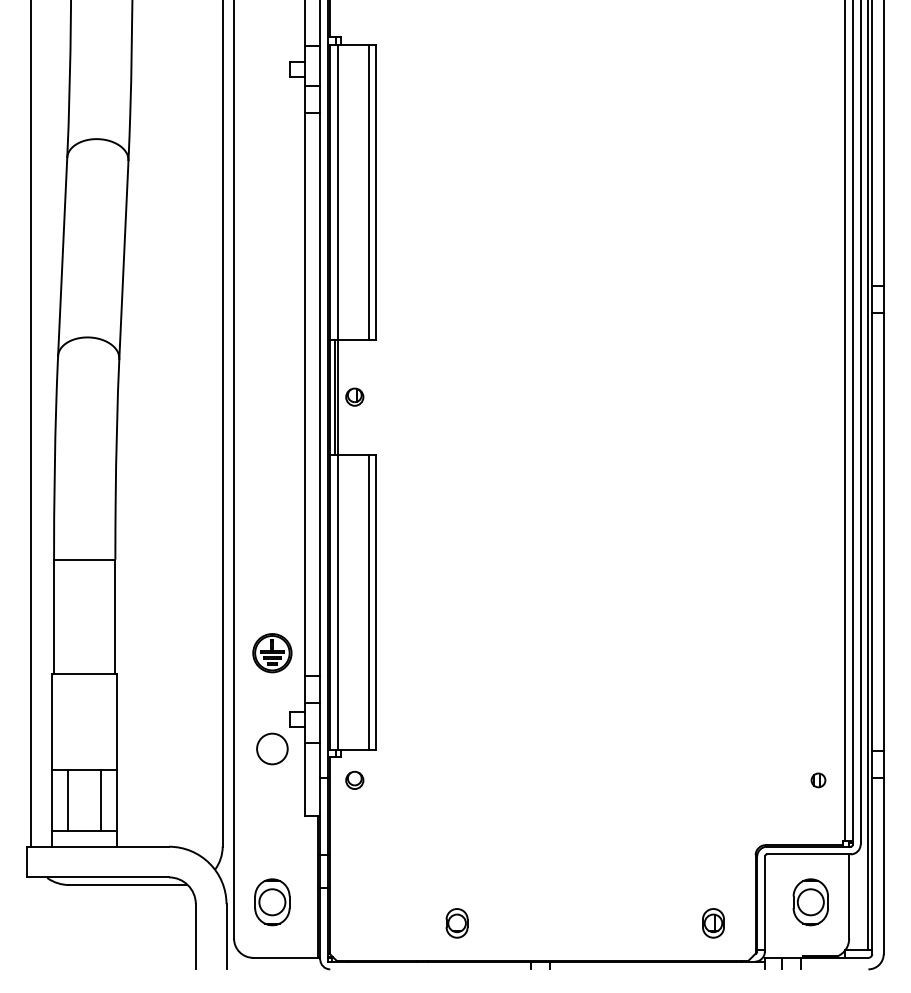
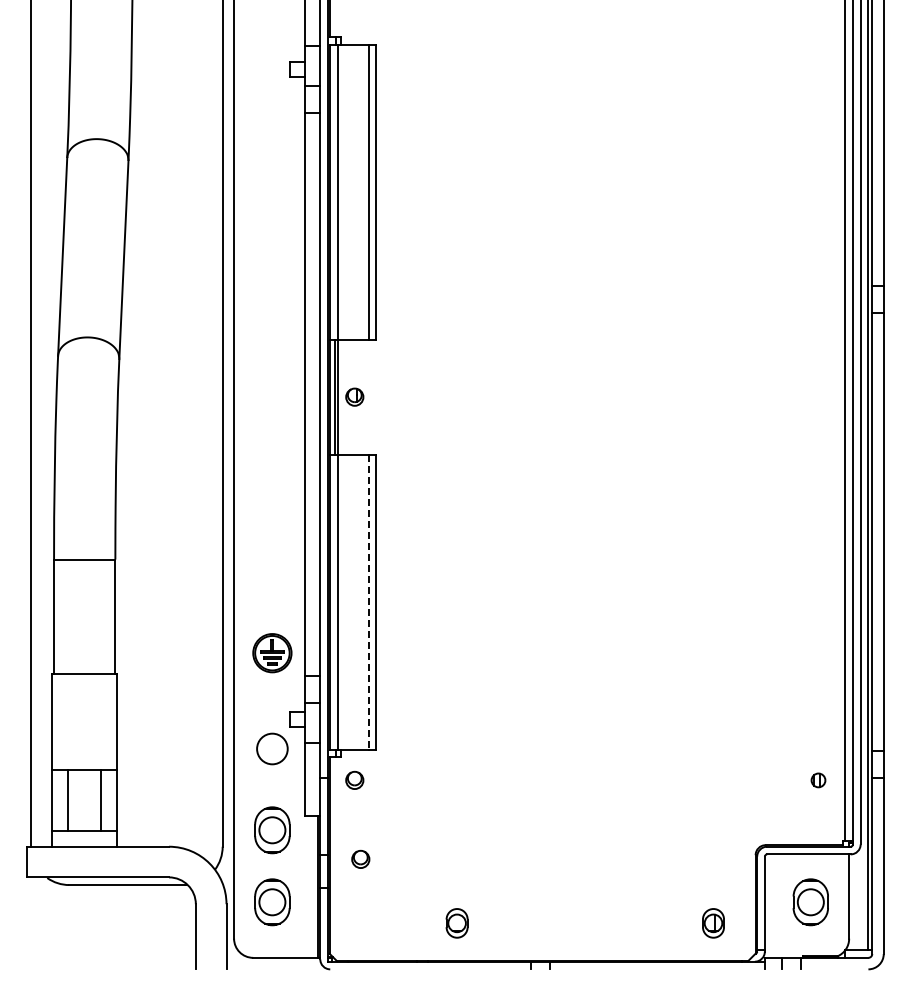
line: solid -> dashed (369, 602)
part: none -> present (272, 830)
part: none -> present (360, 858)
